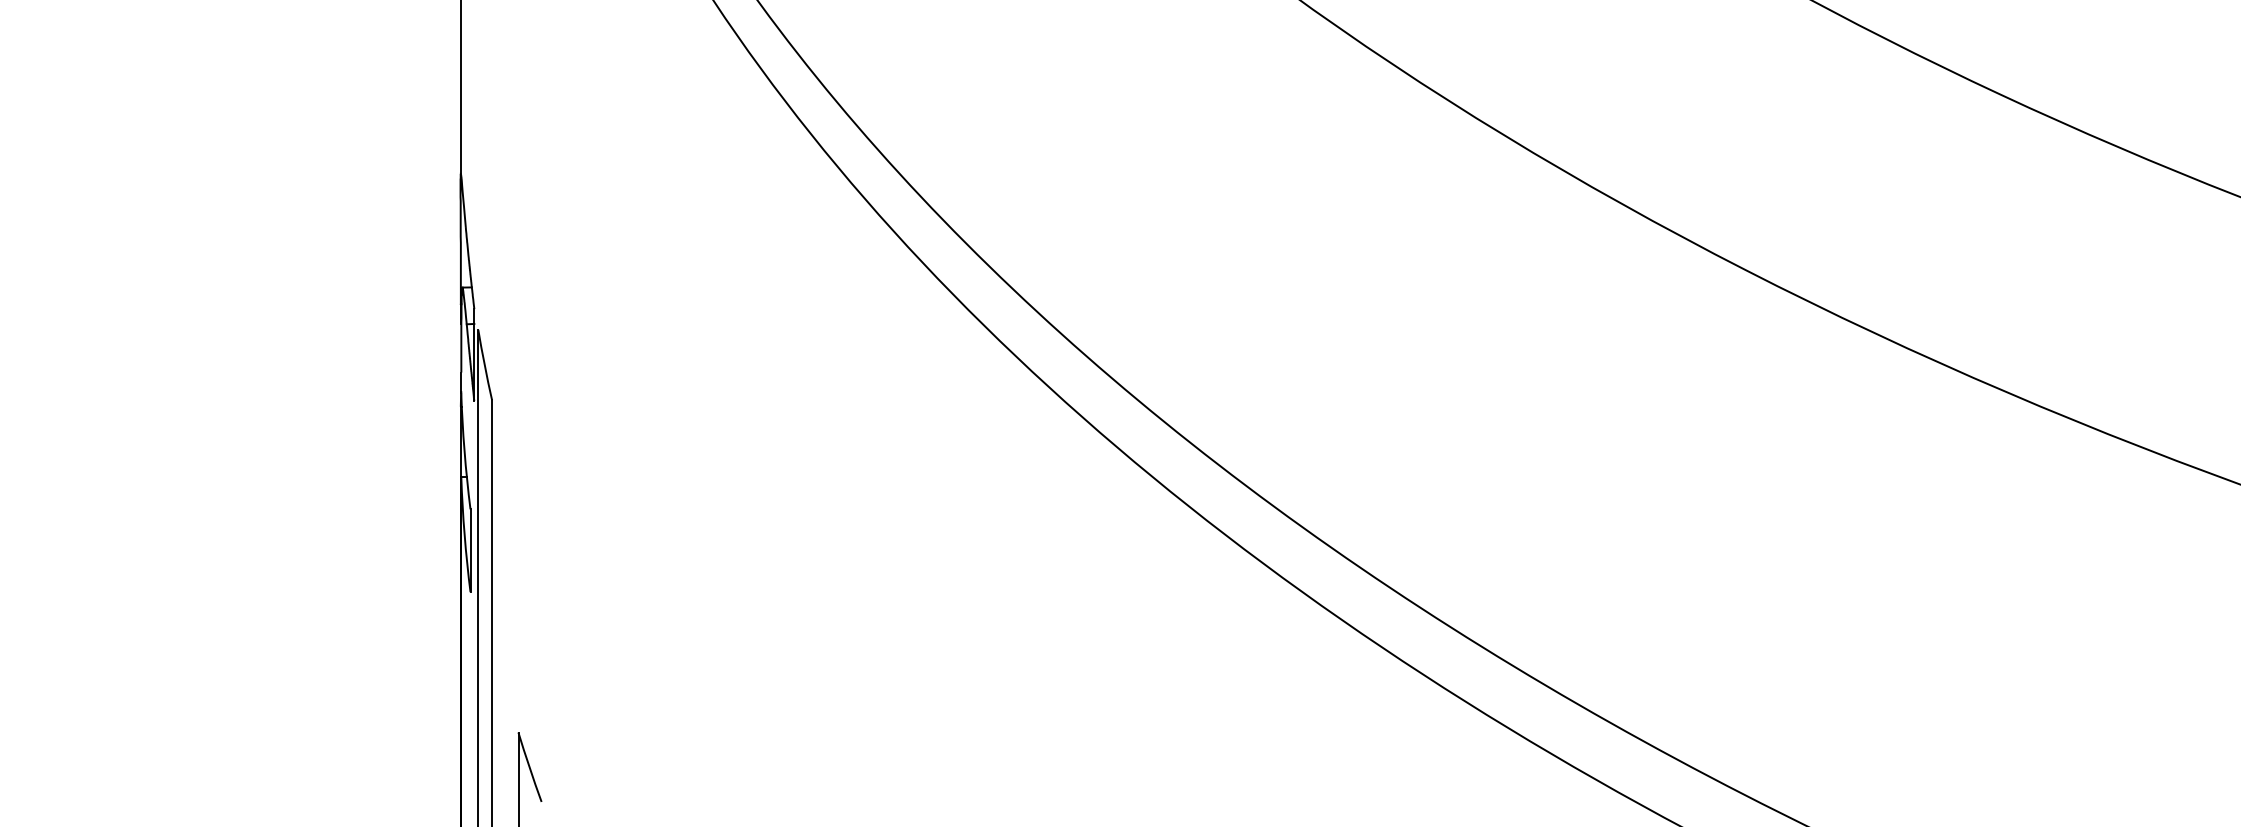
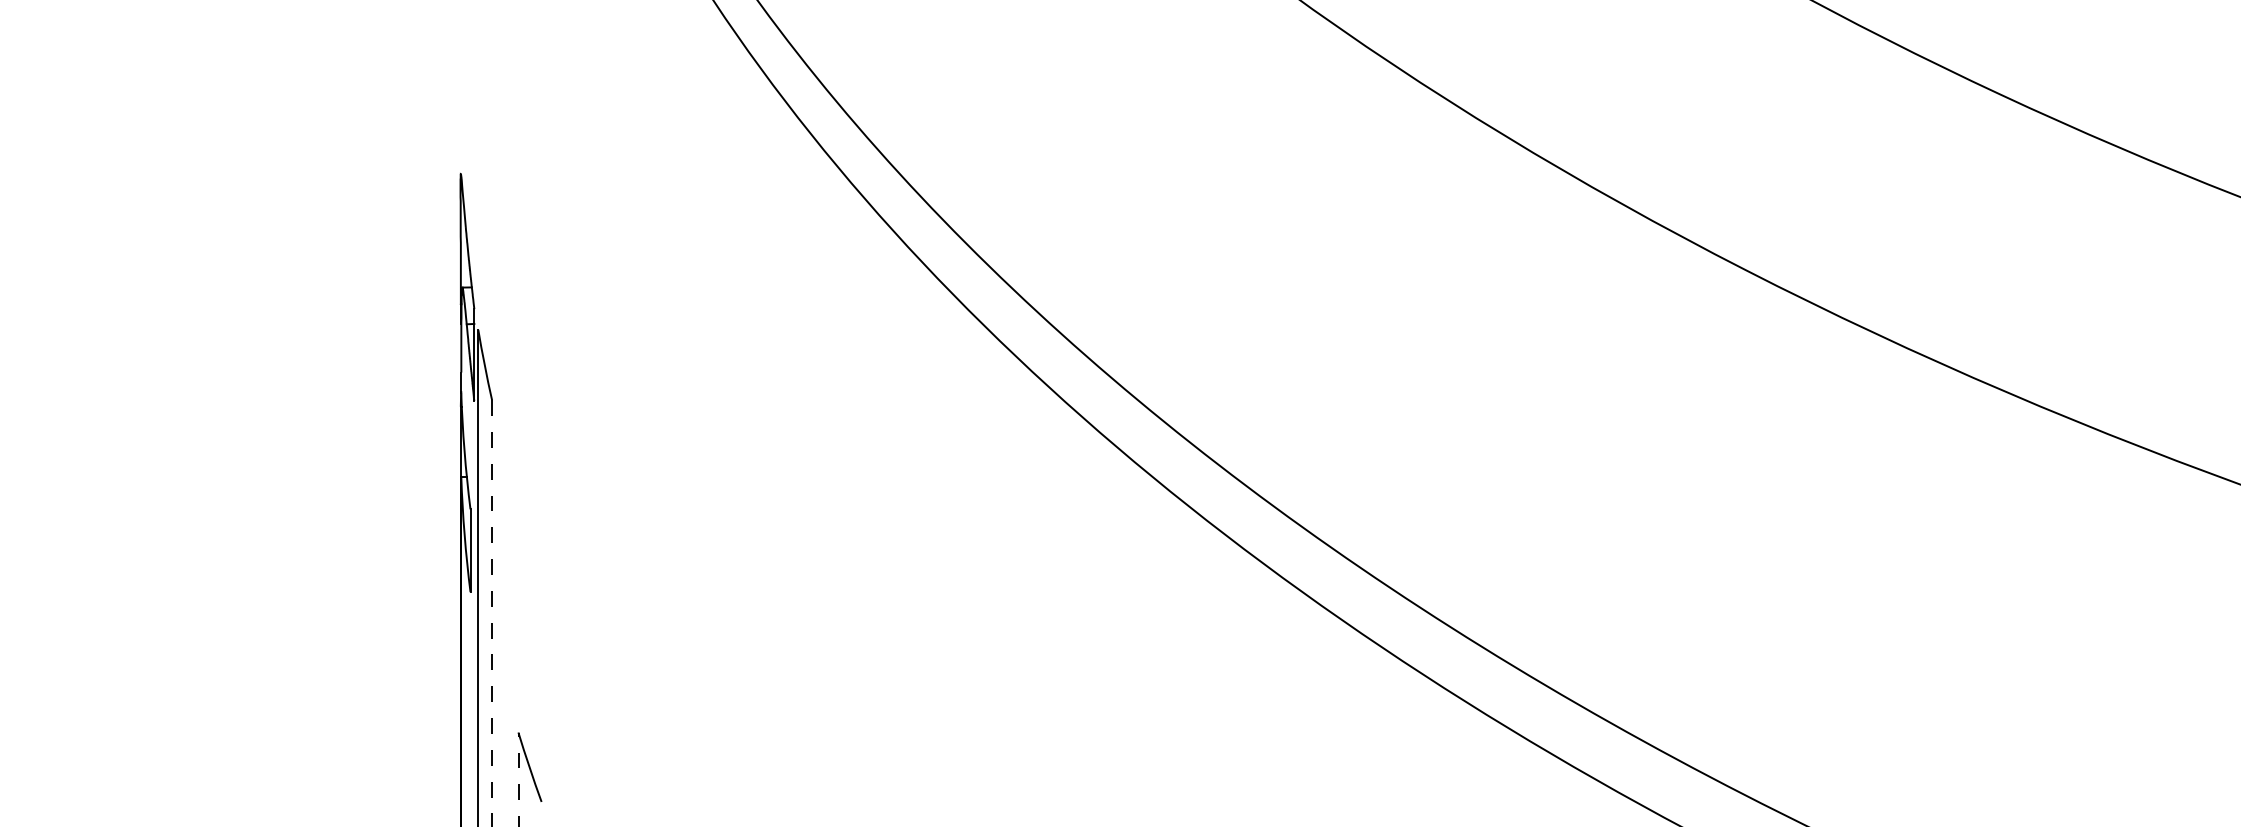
line: present -> none (460, 94)
line: solid -> dashed (492, 613)
line: solid -> dashed (518, 779)
